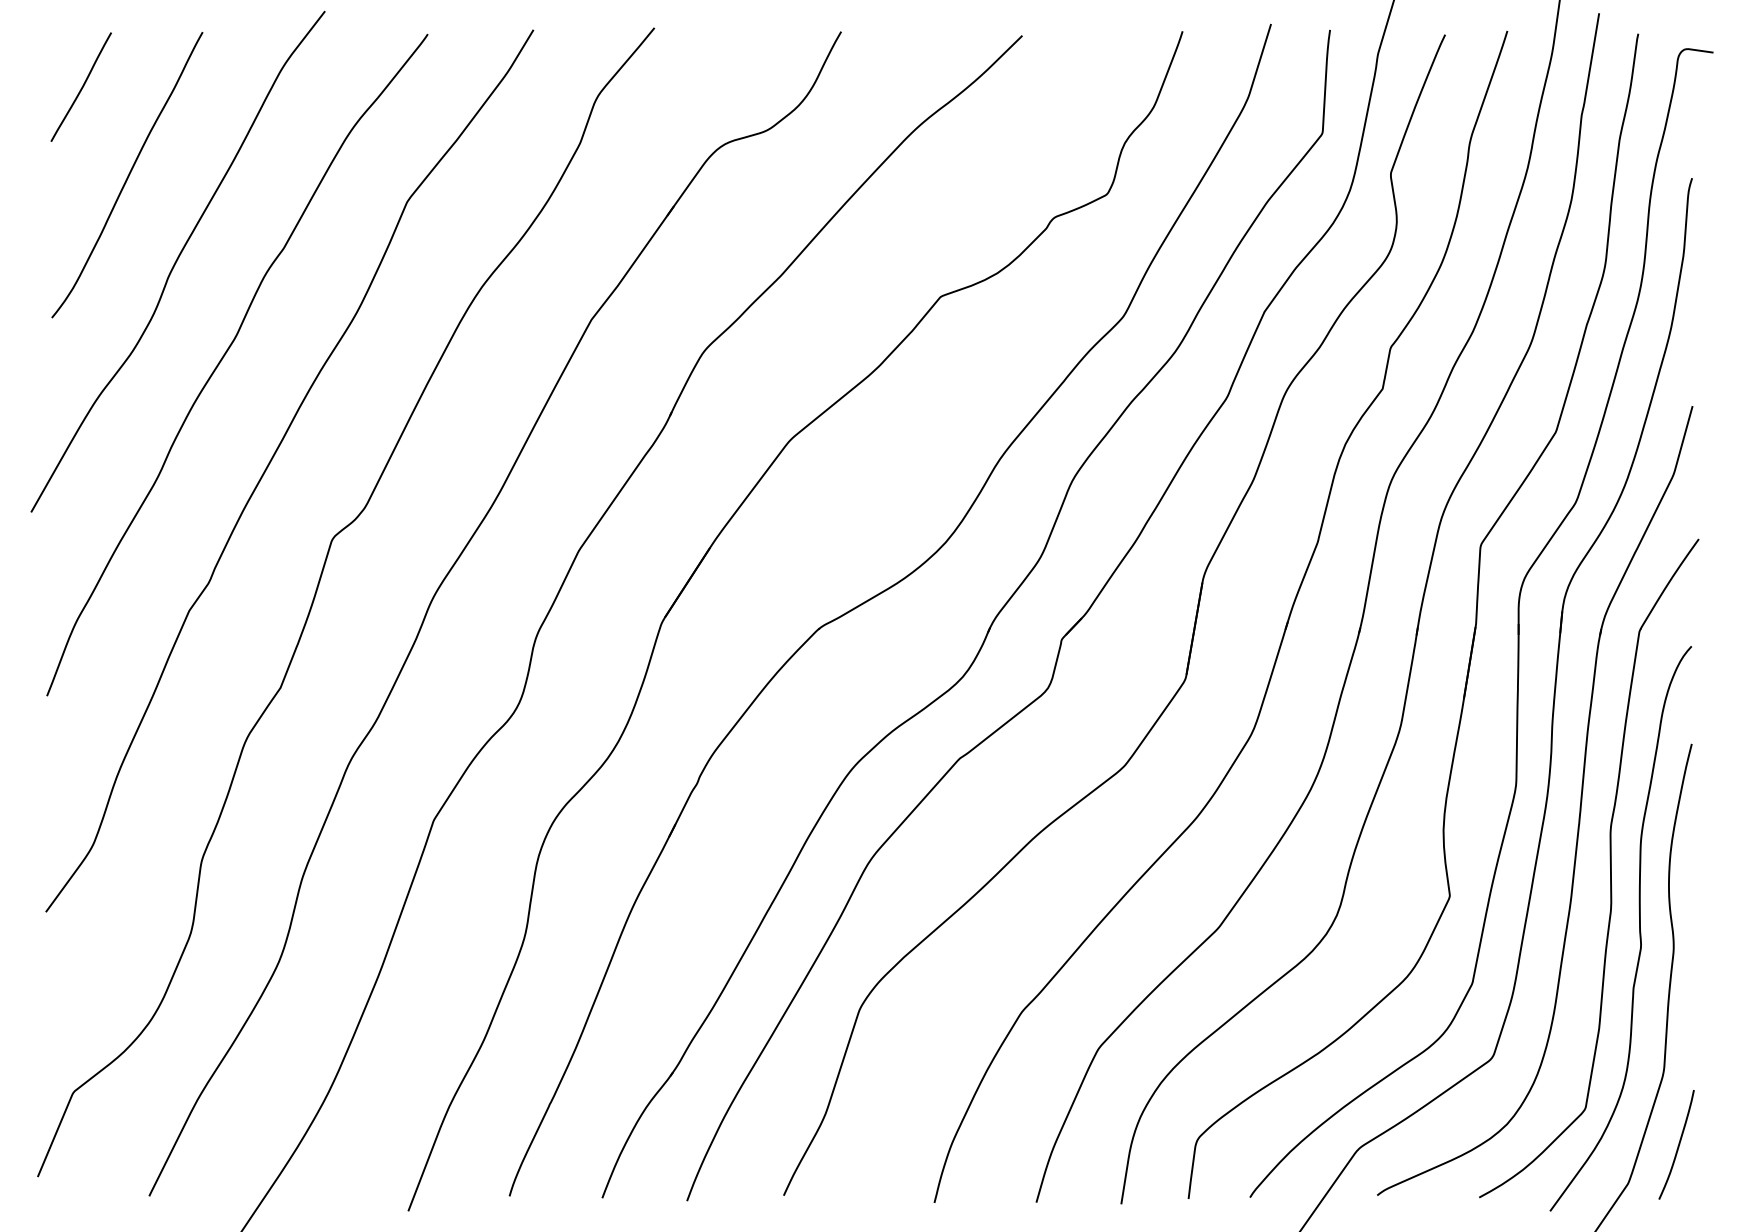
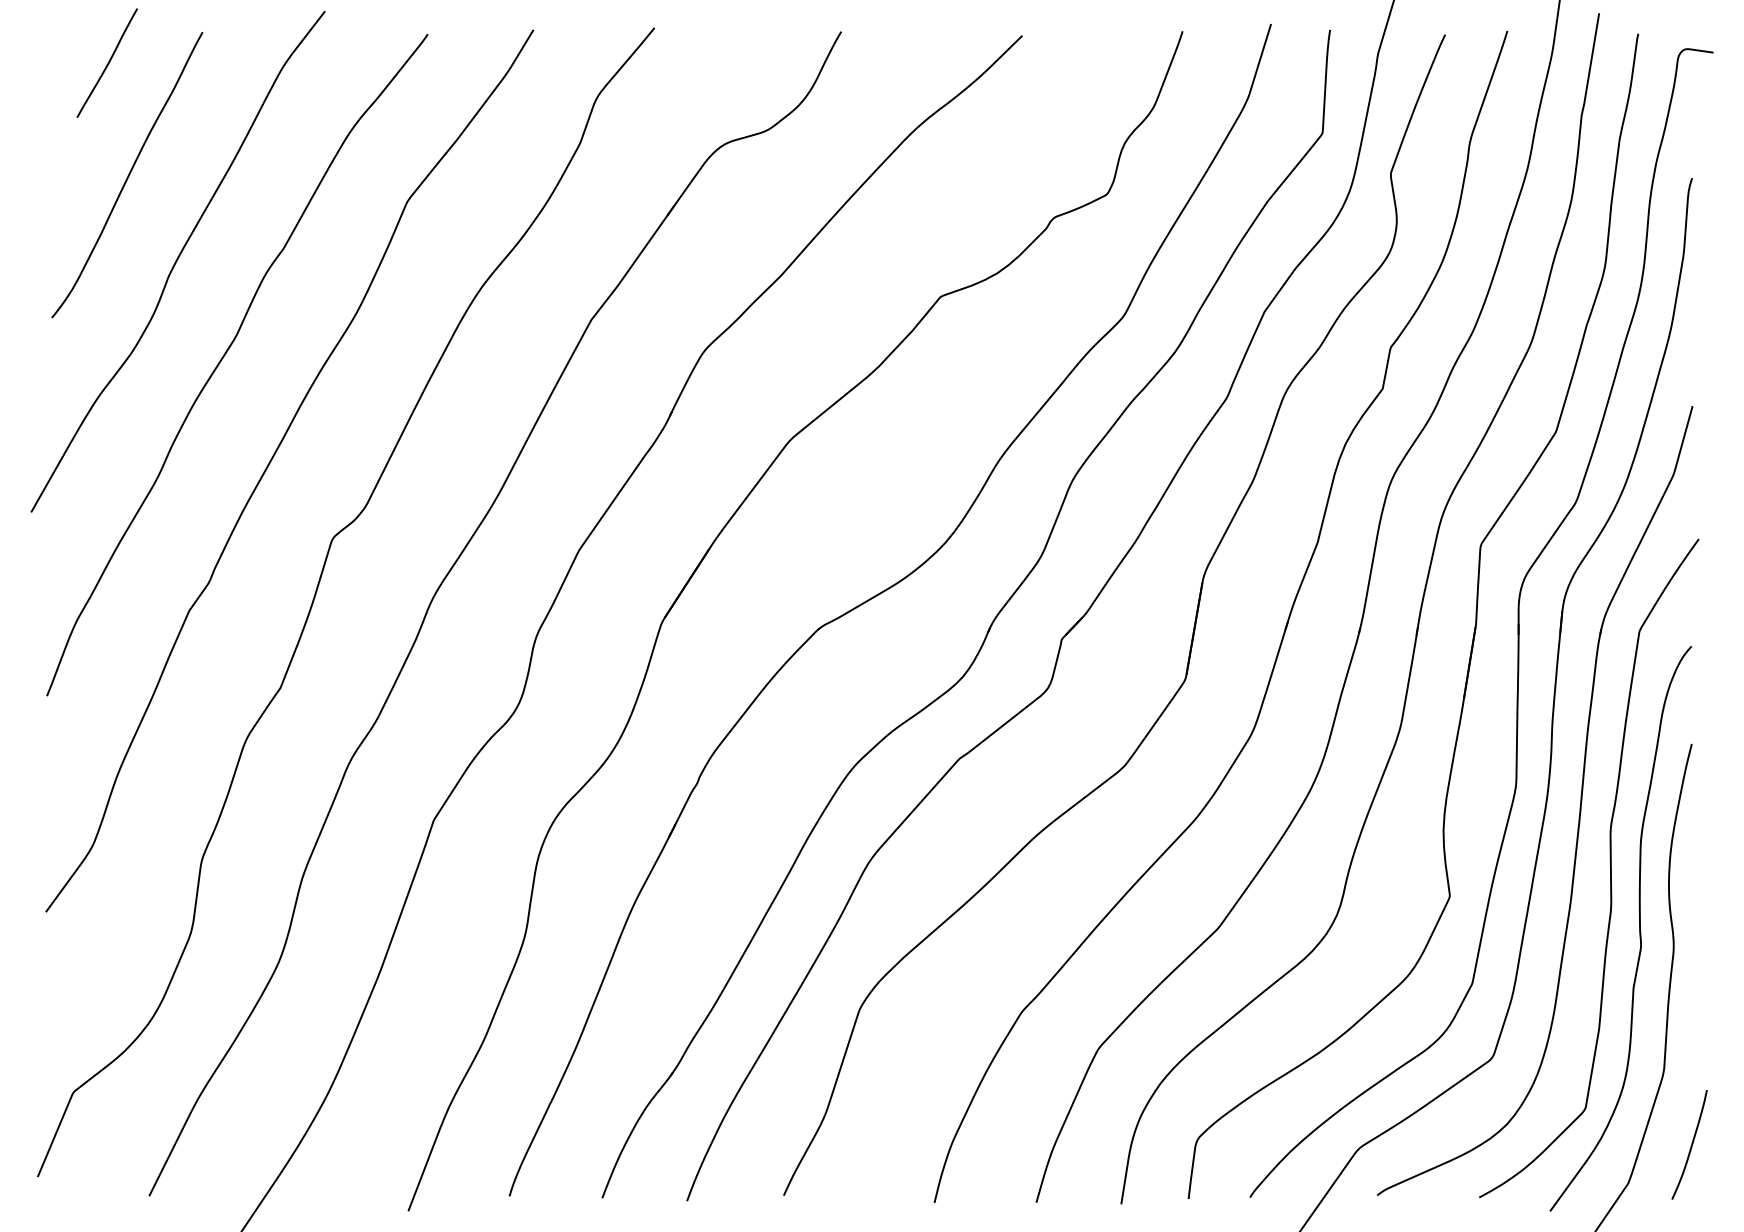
curve position: (81, 87) -> (107, 63) (107, 63)
curve position: (1678, 1144) -> (1691, 1144) (1691, 1144)
